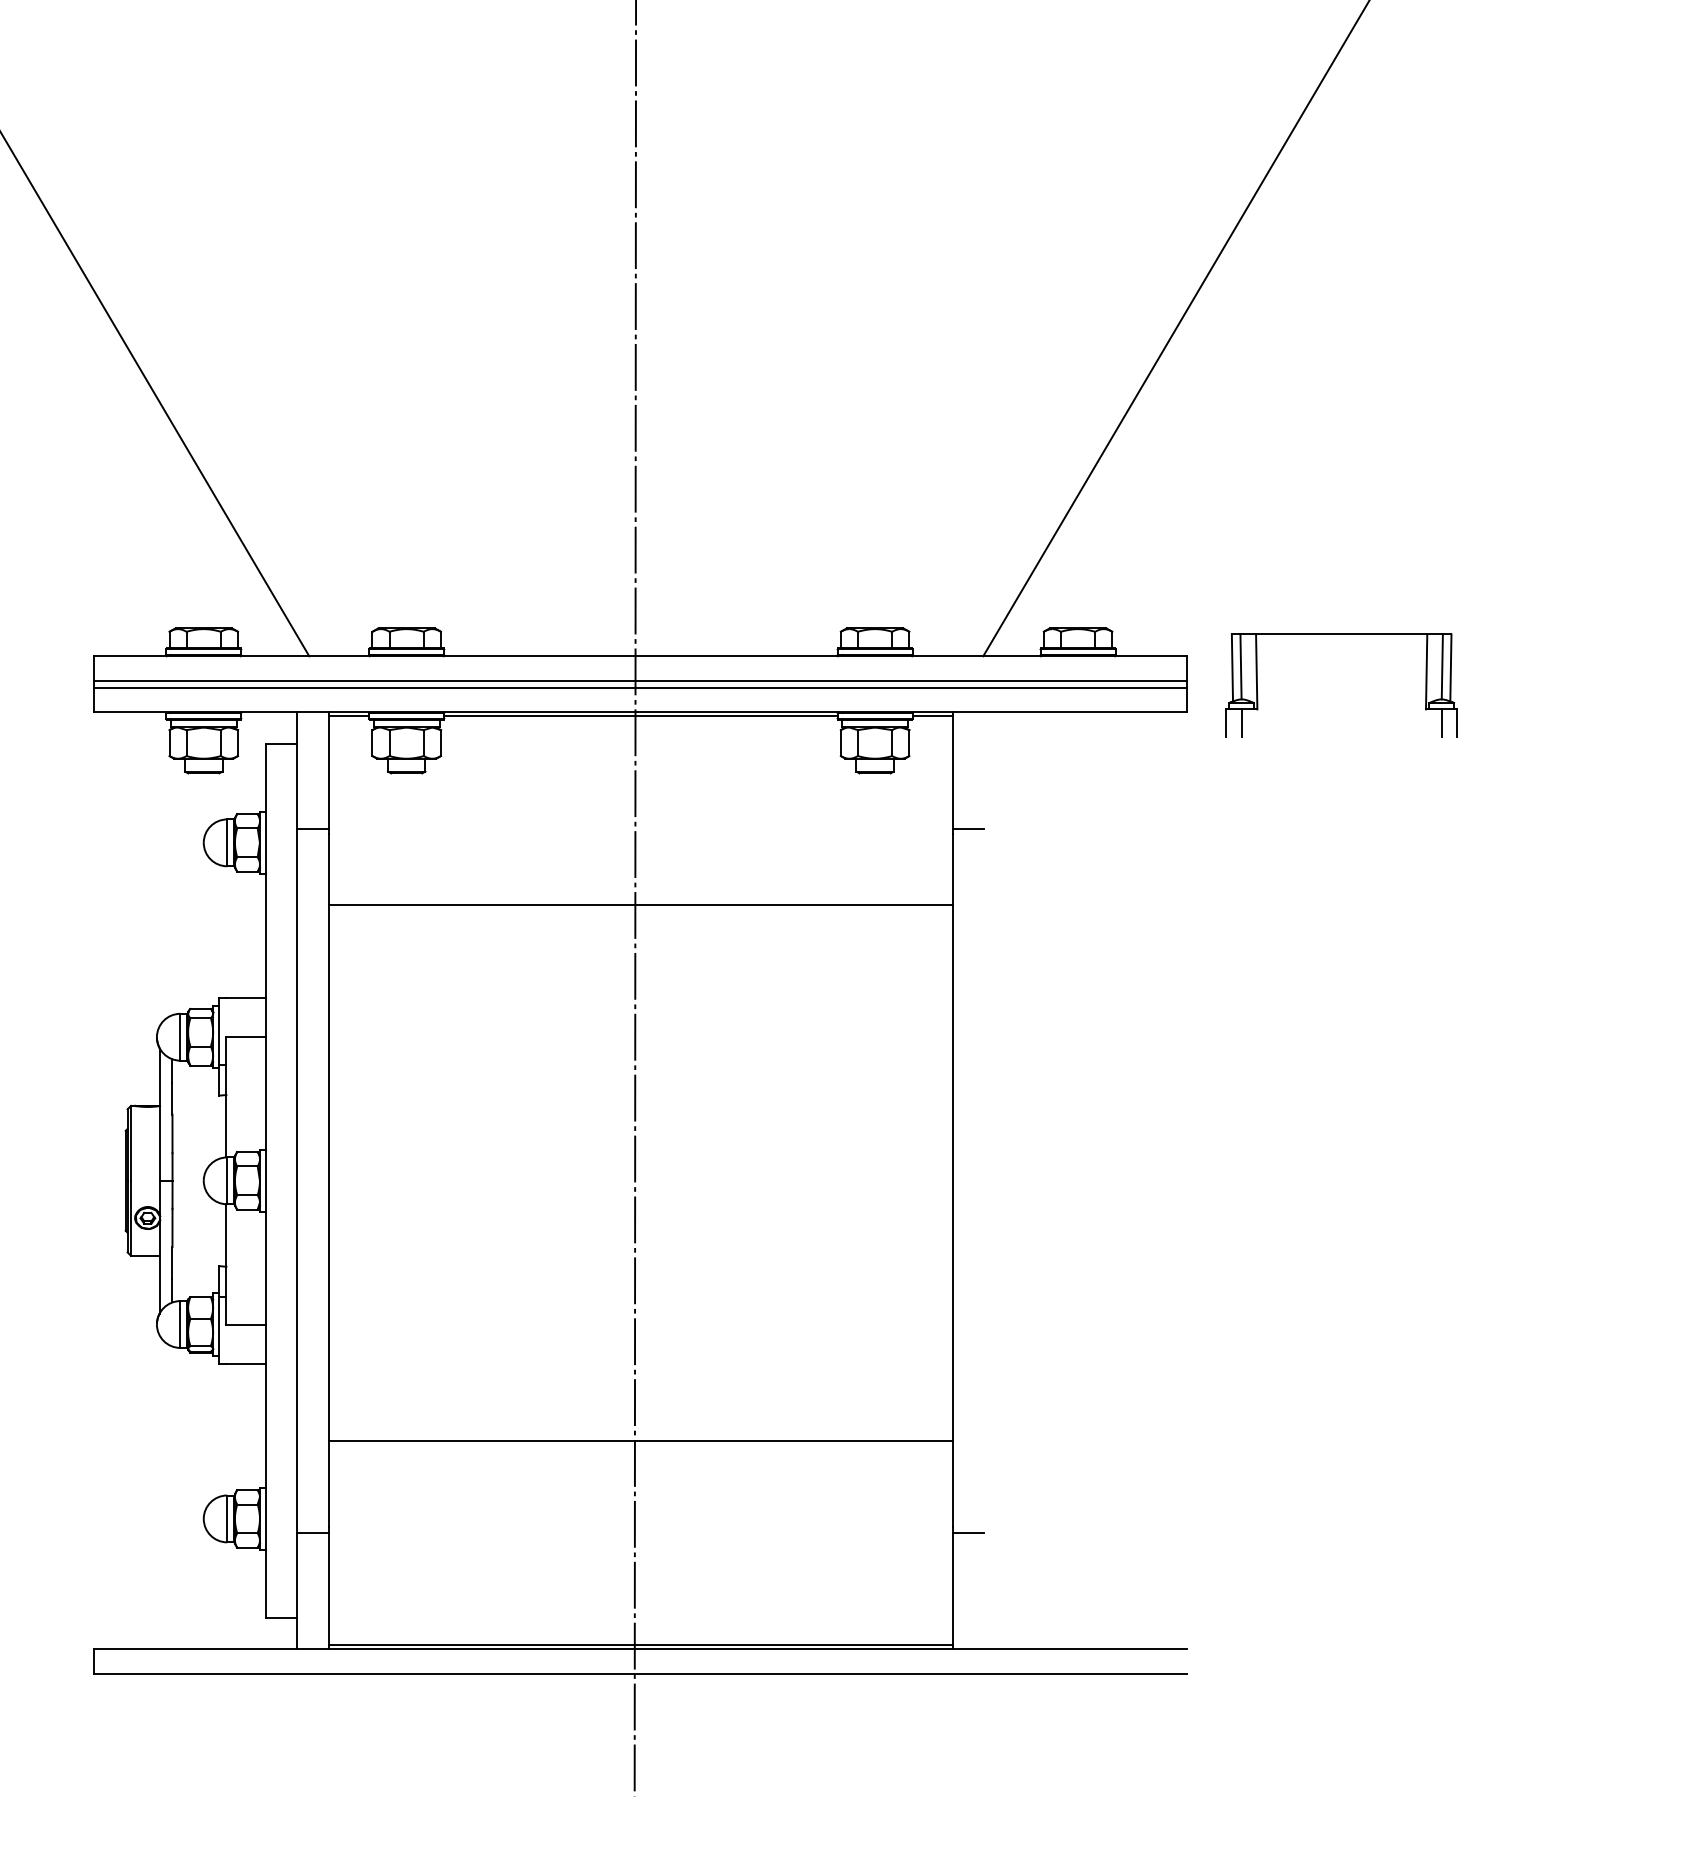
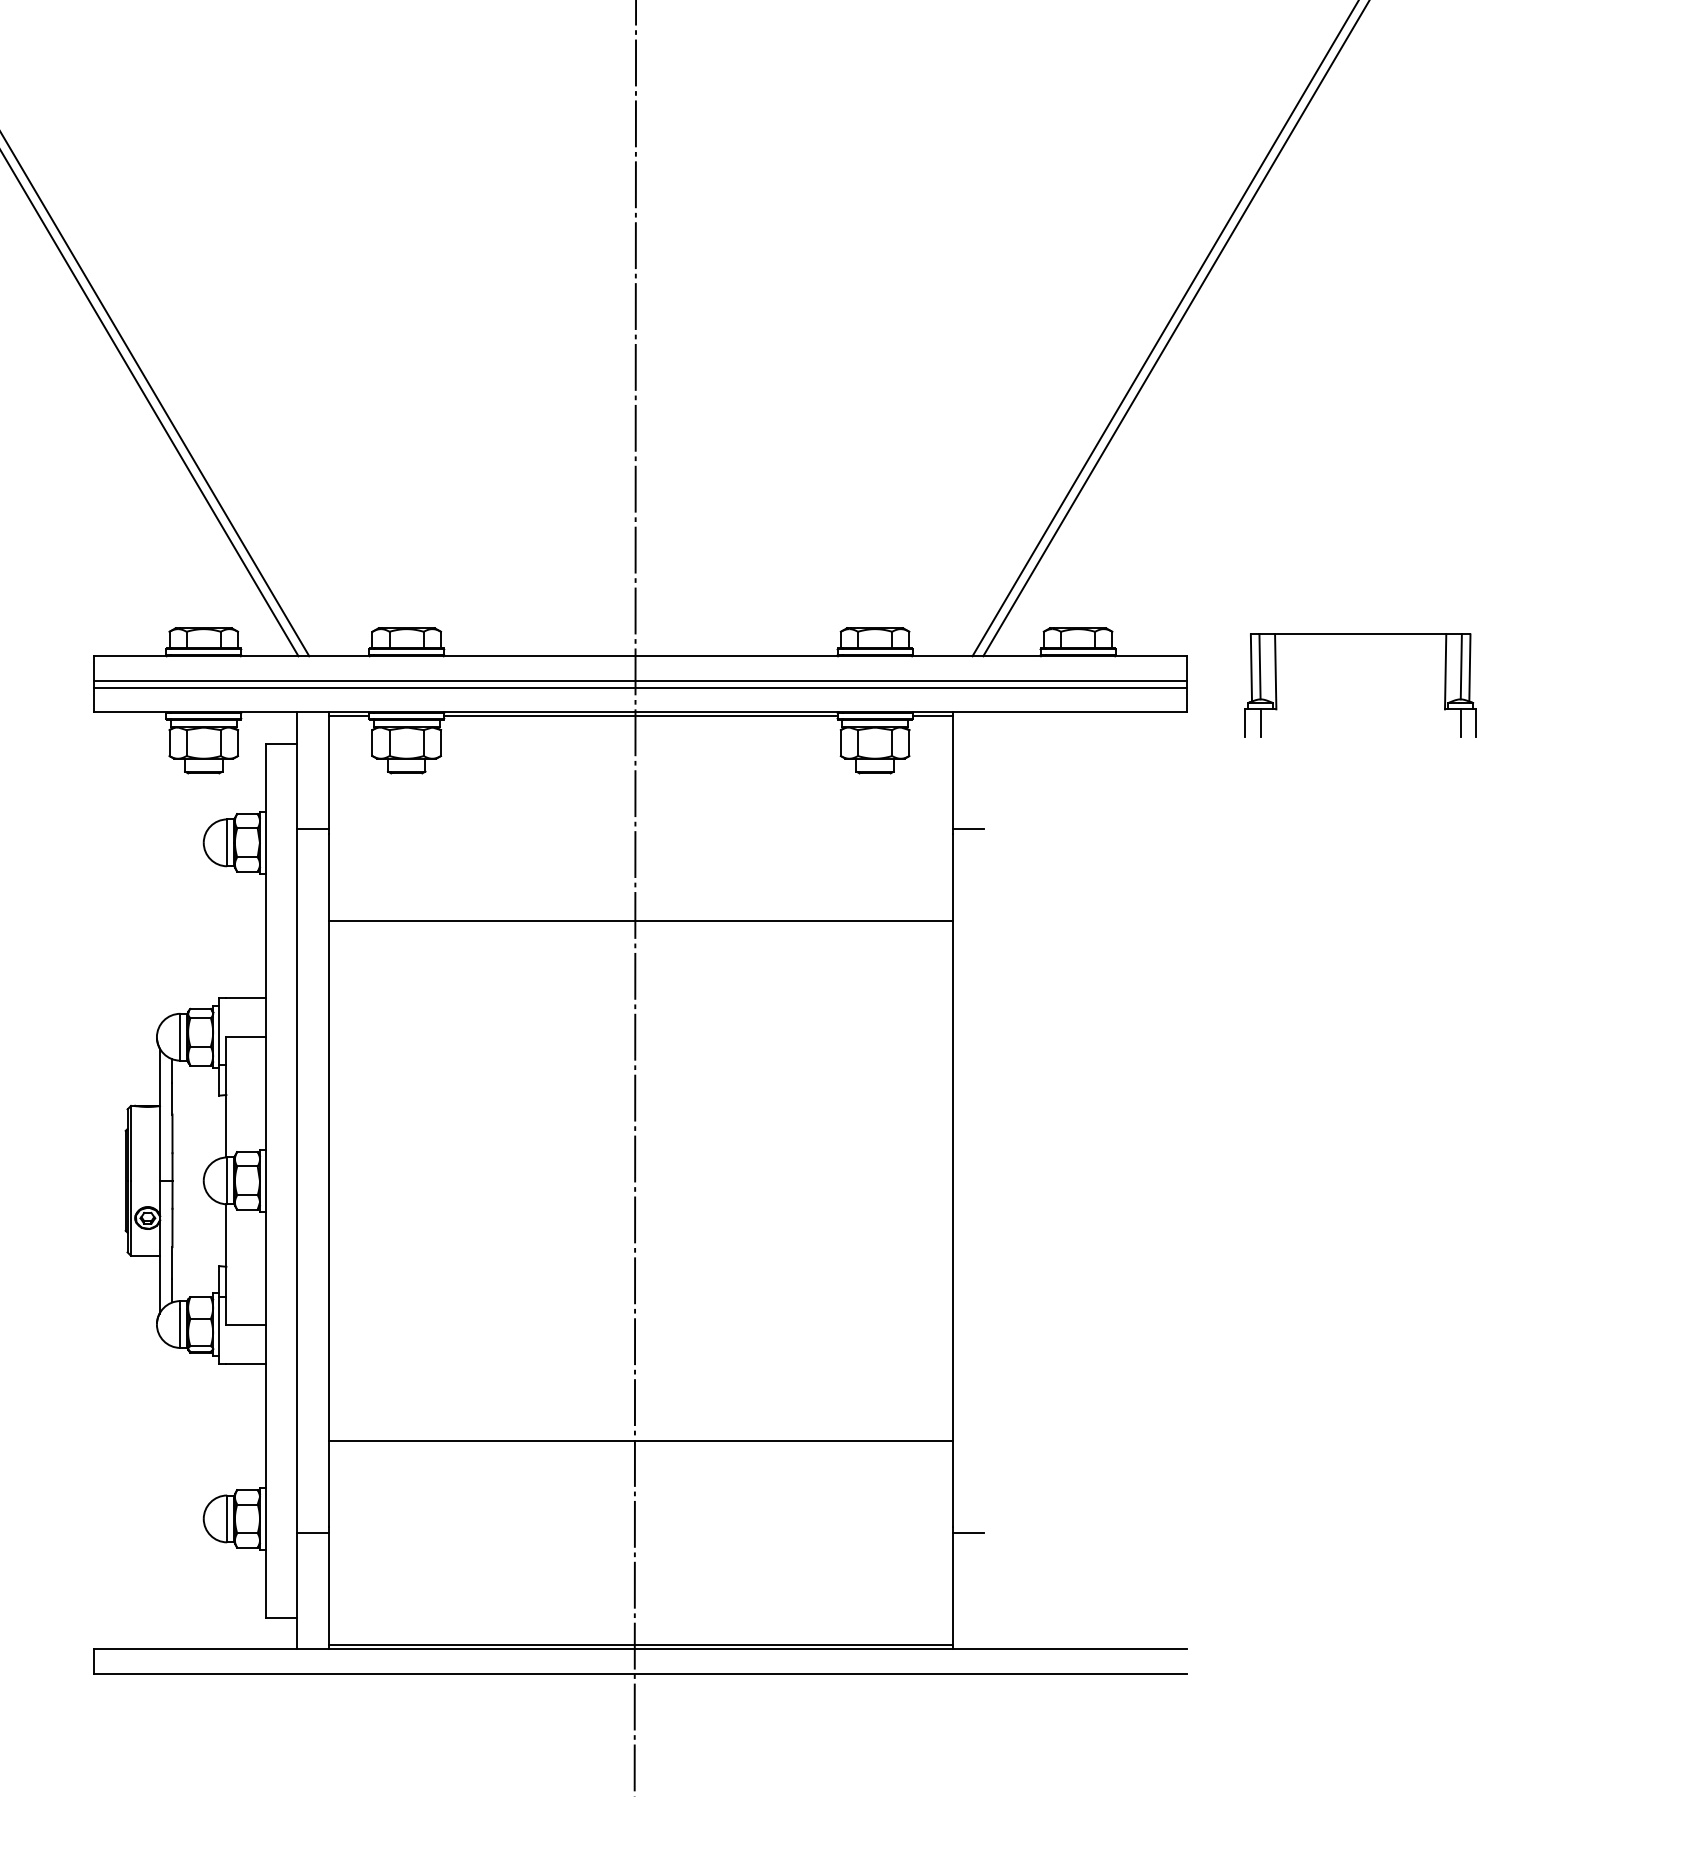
line: none -> present (1164, 329)
line: none -> present (150, 404)
part position: (1341, 634) -> (1360, 634) (1360, 634)
line position: (640, 904) -> (640, 920) (640, 920)
